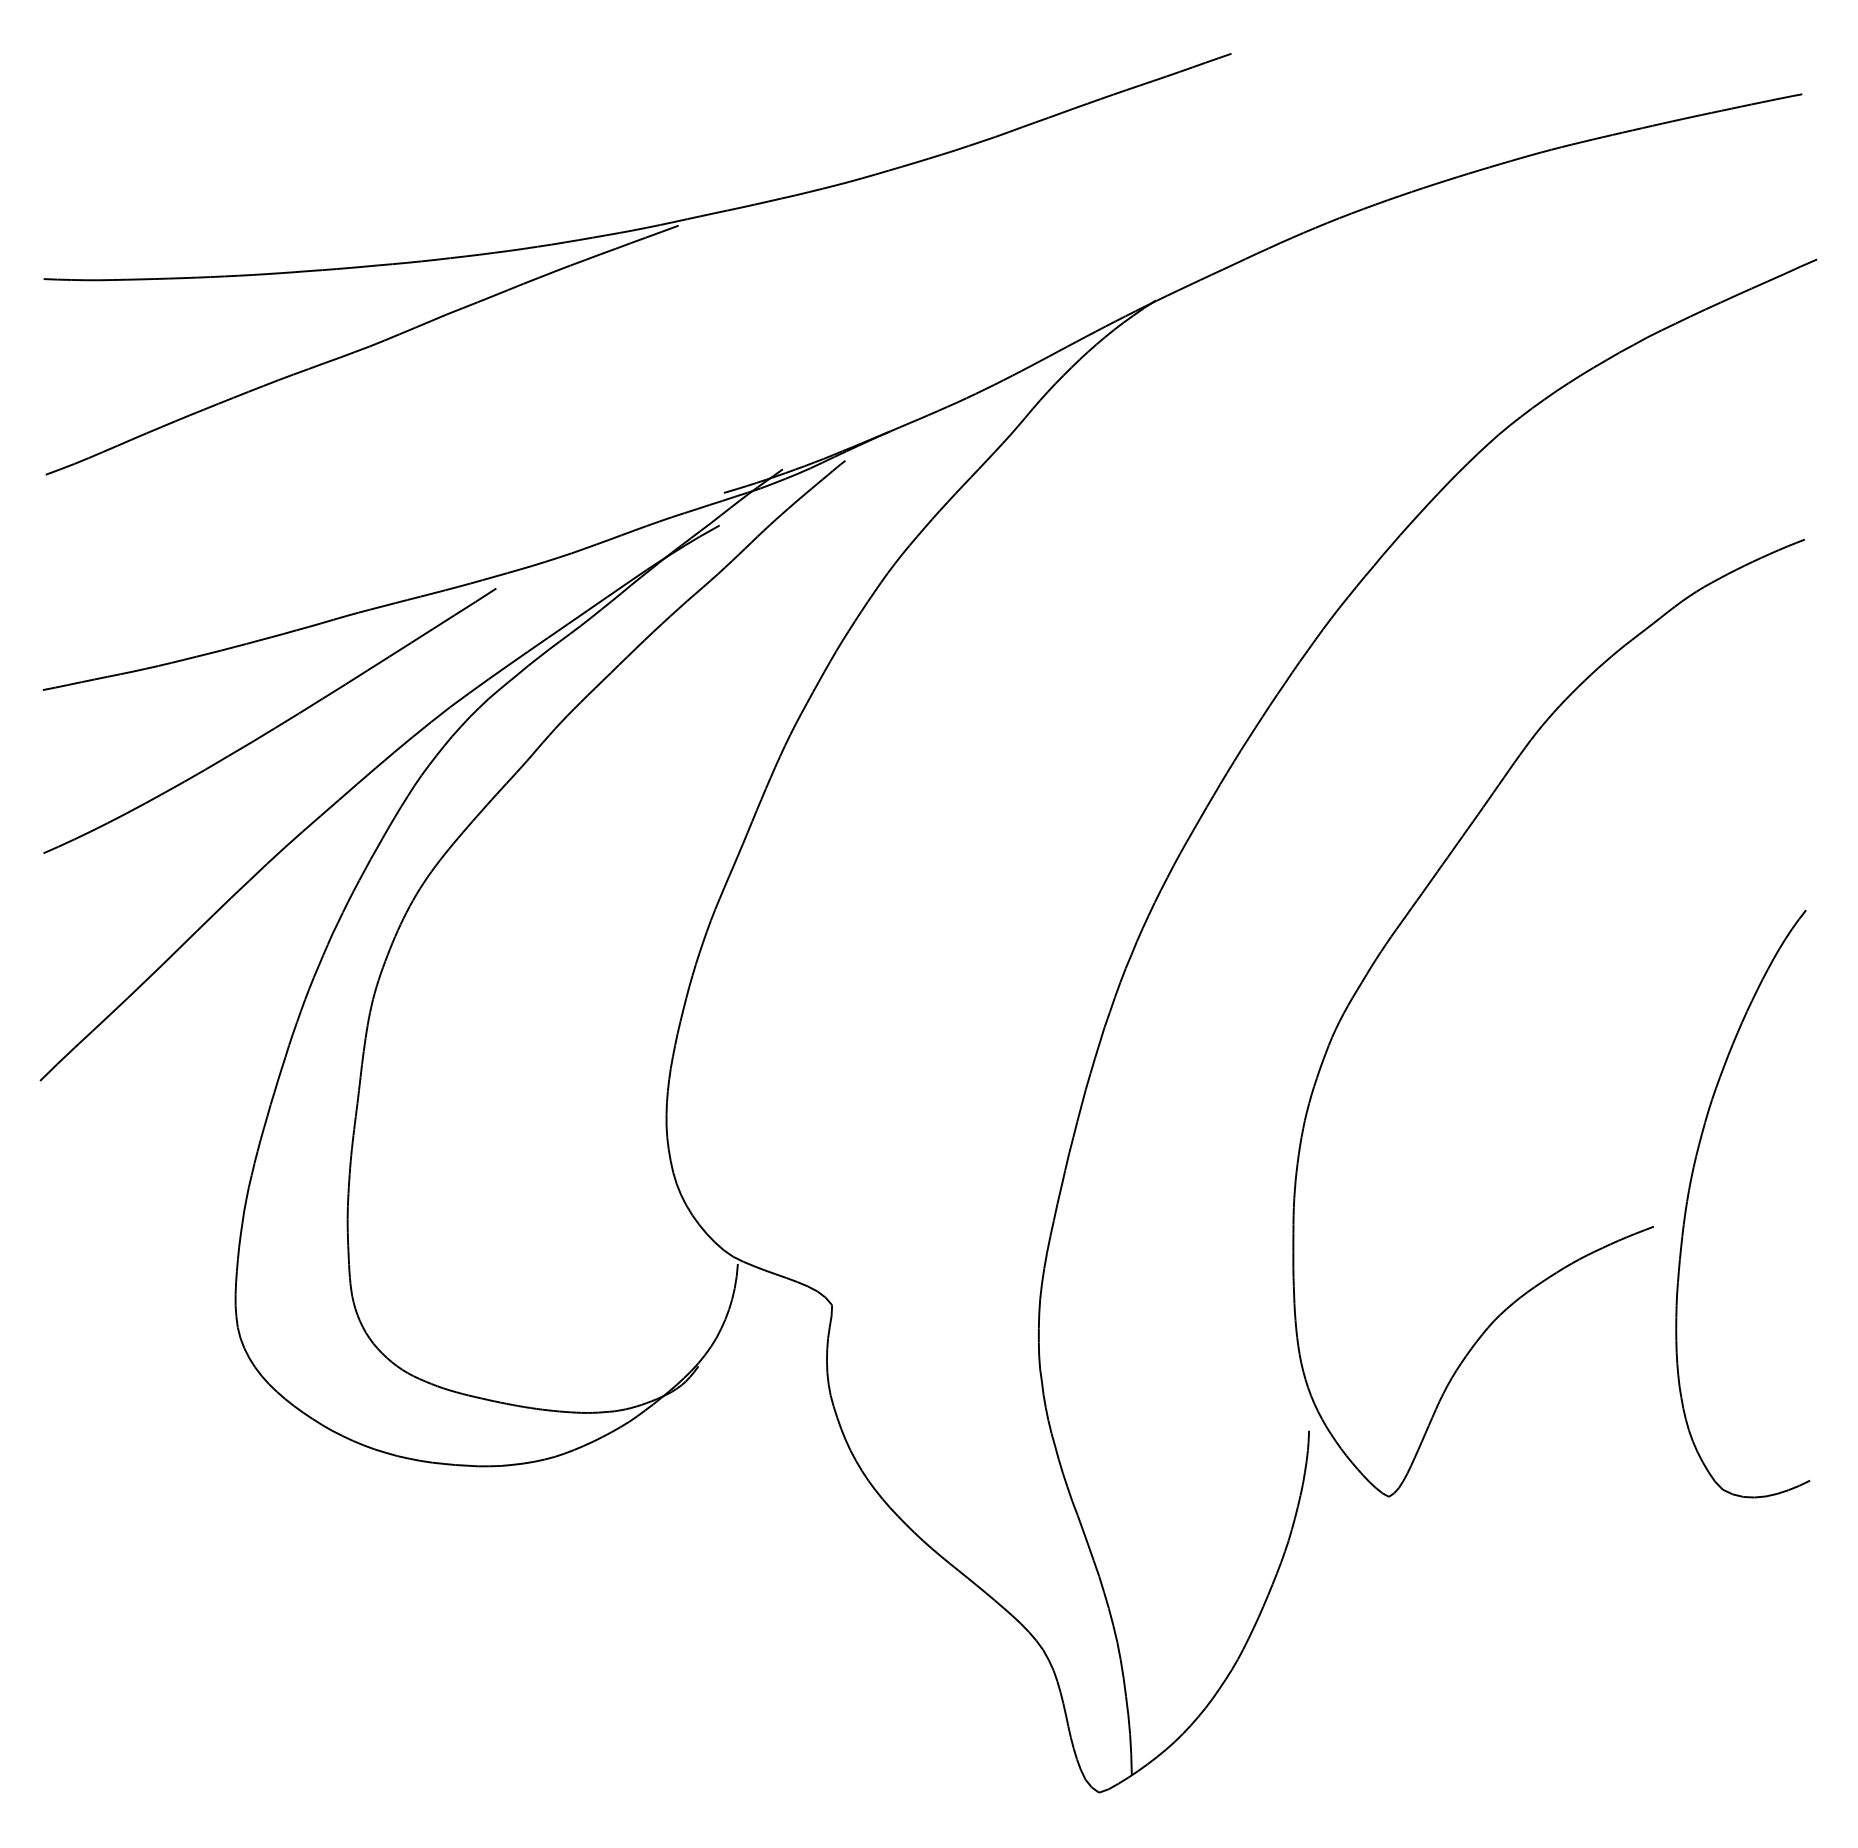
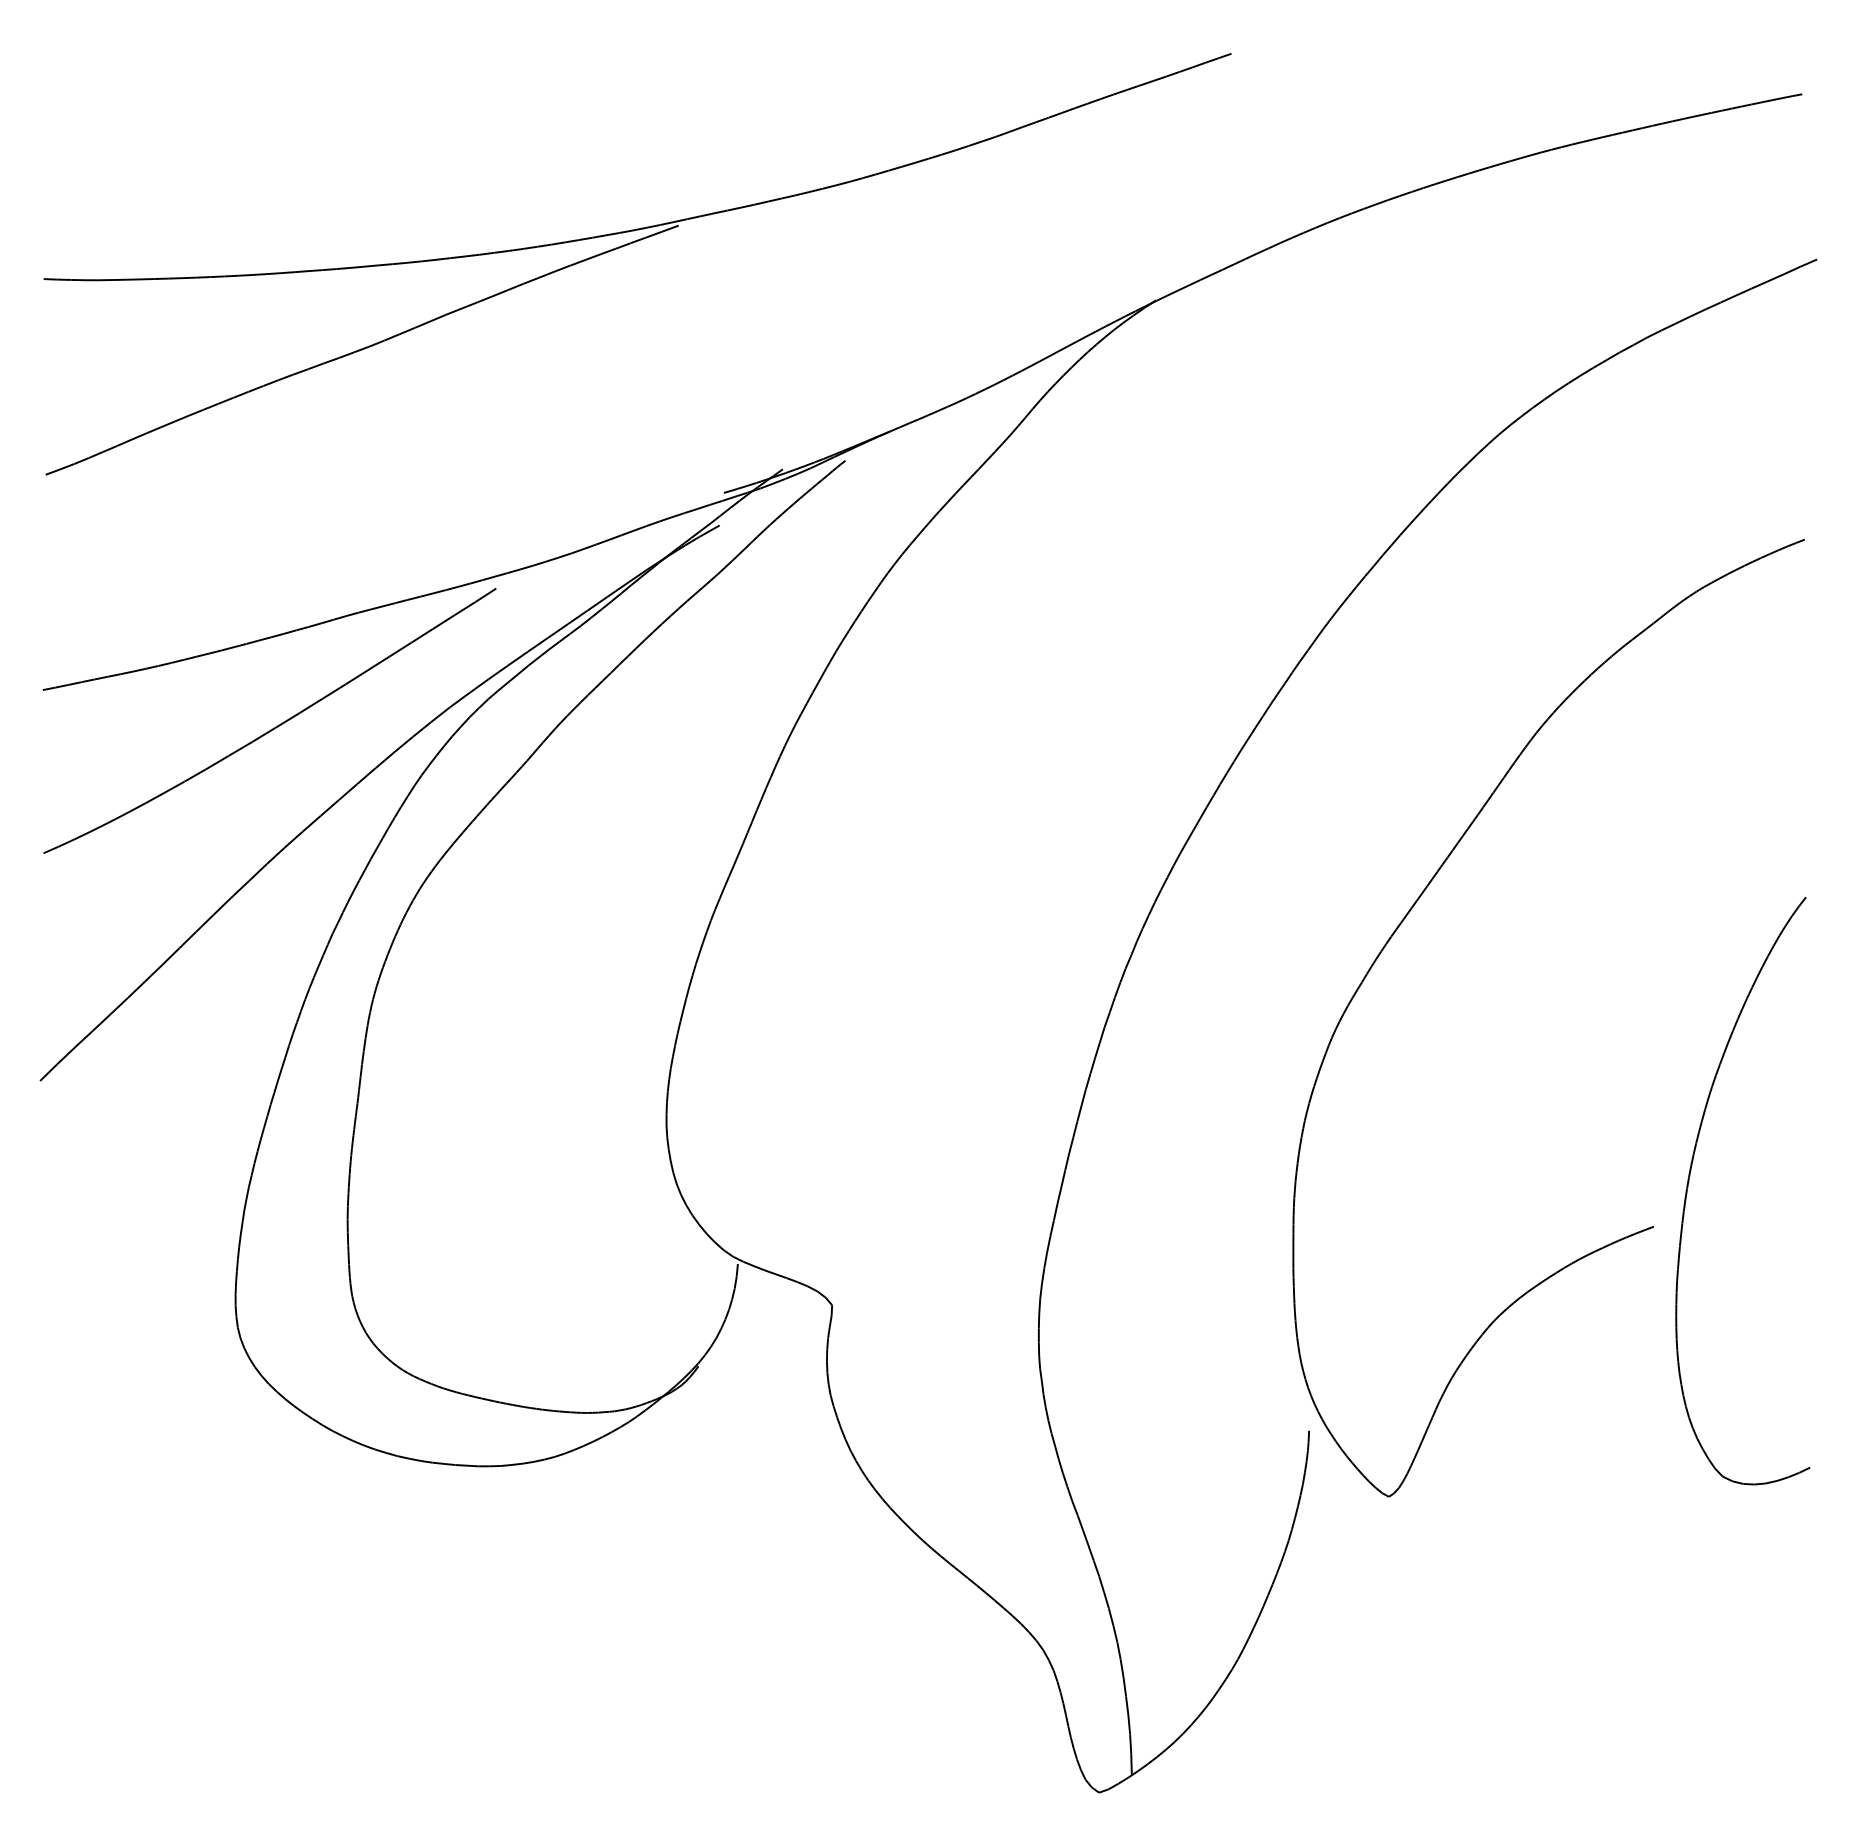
part position: (1689, 1195) -> (1689, 1182) (1689, 1182)
